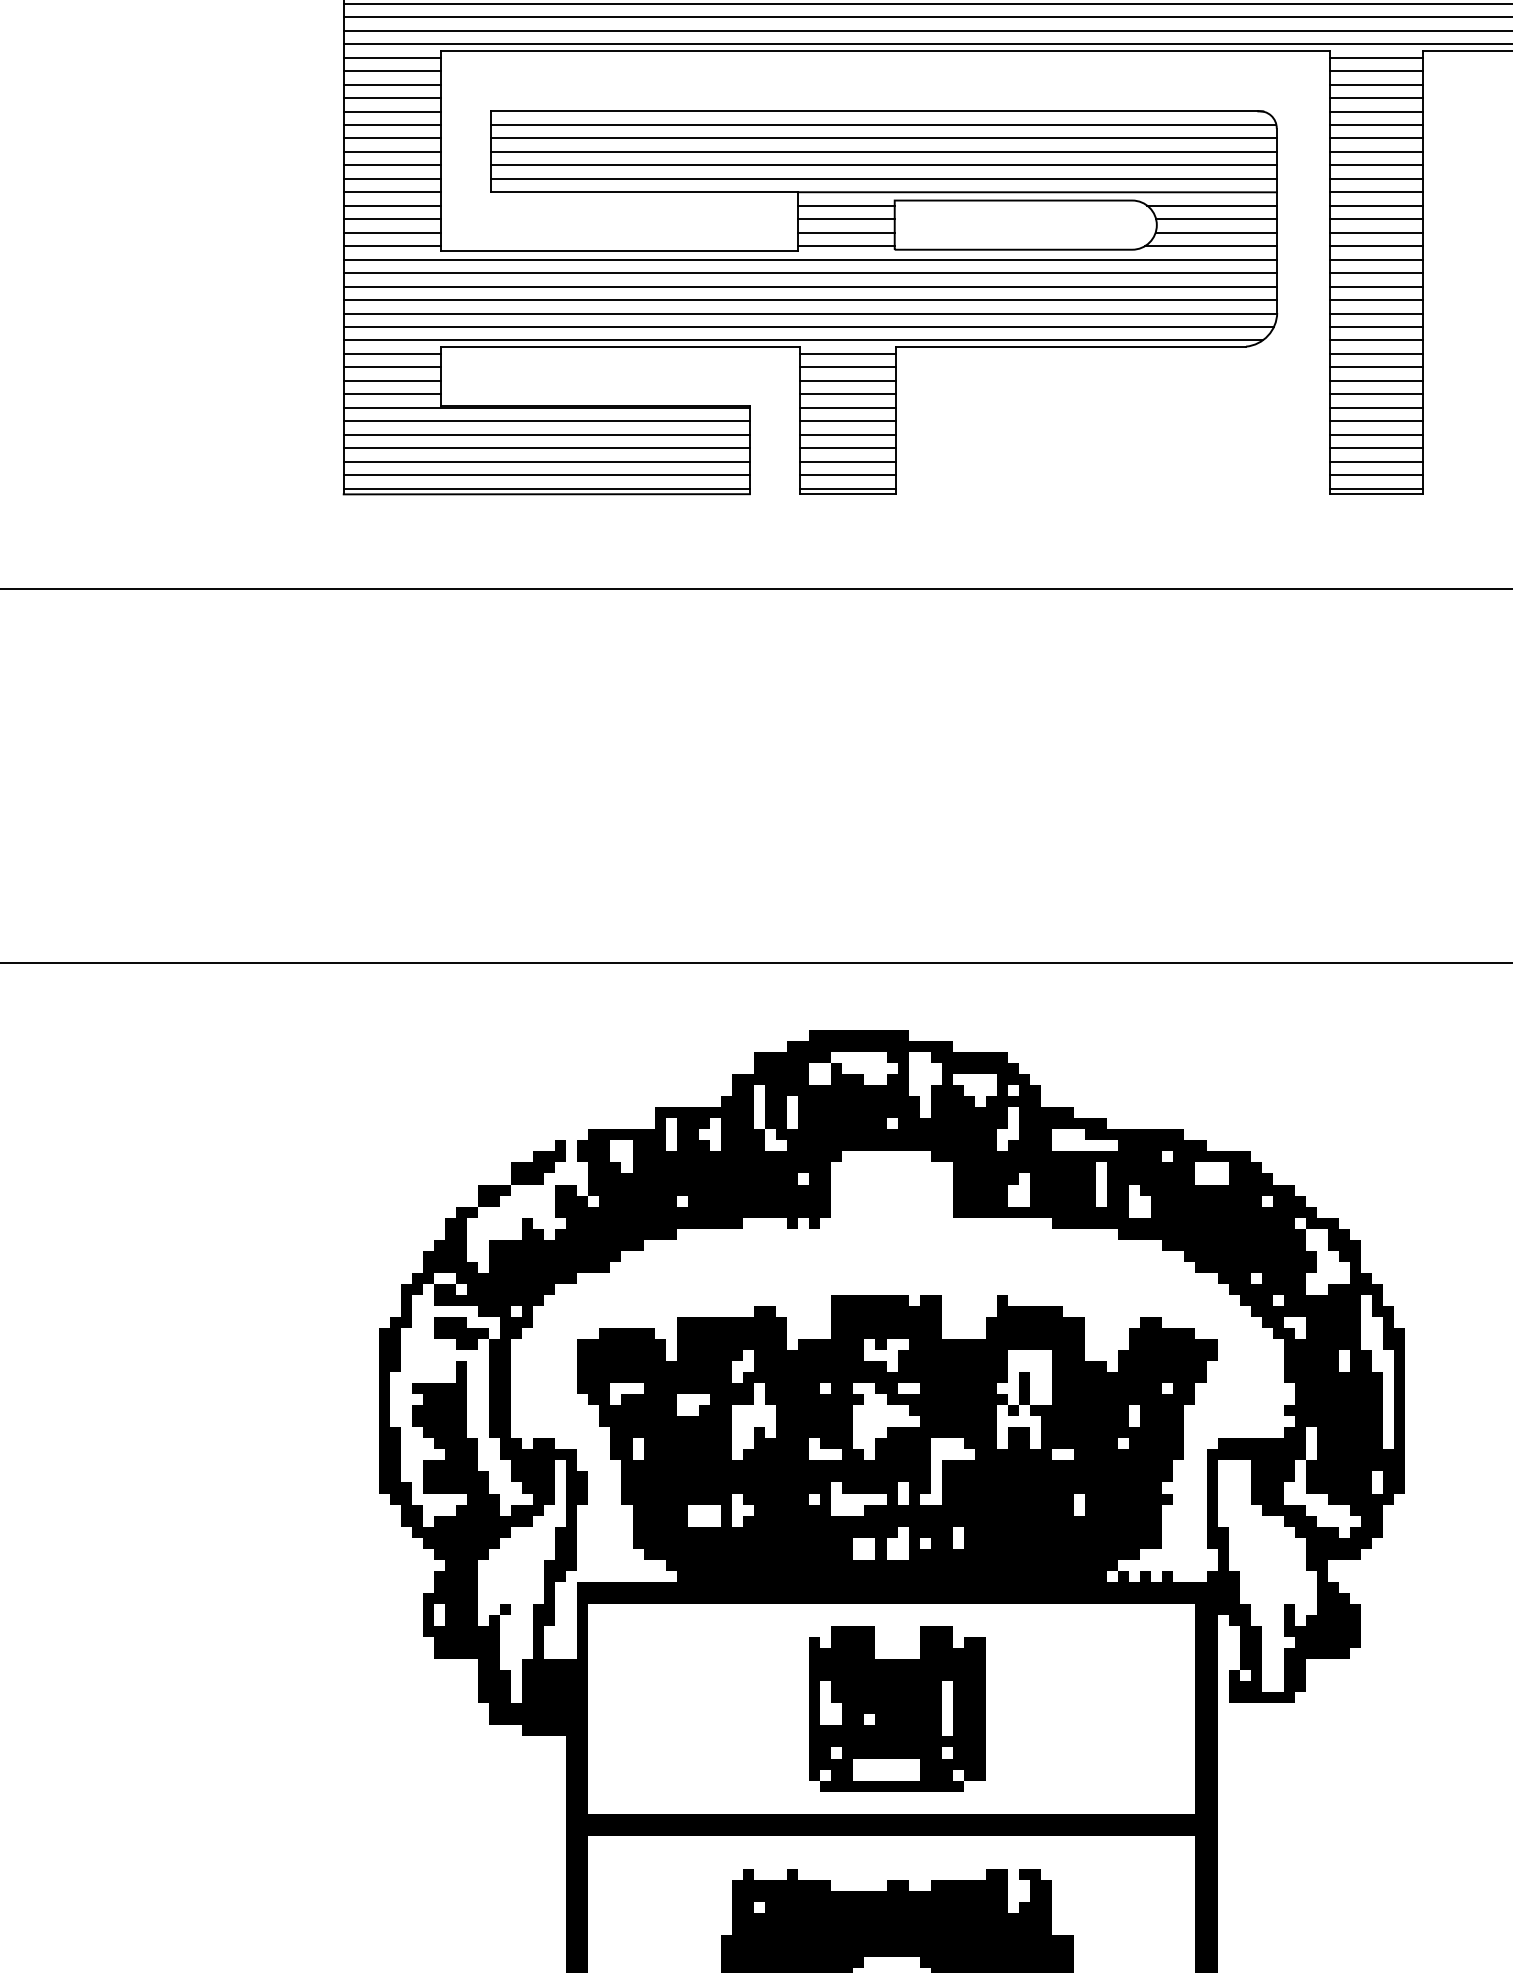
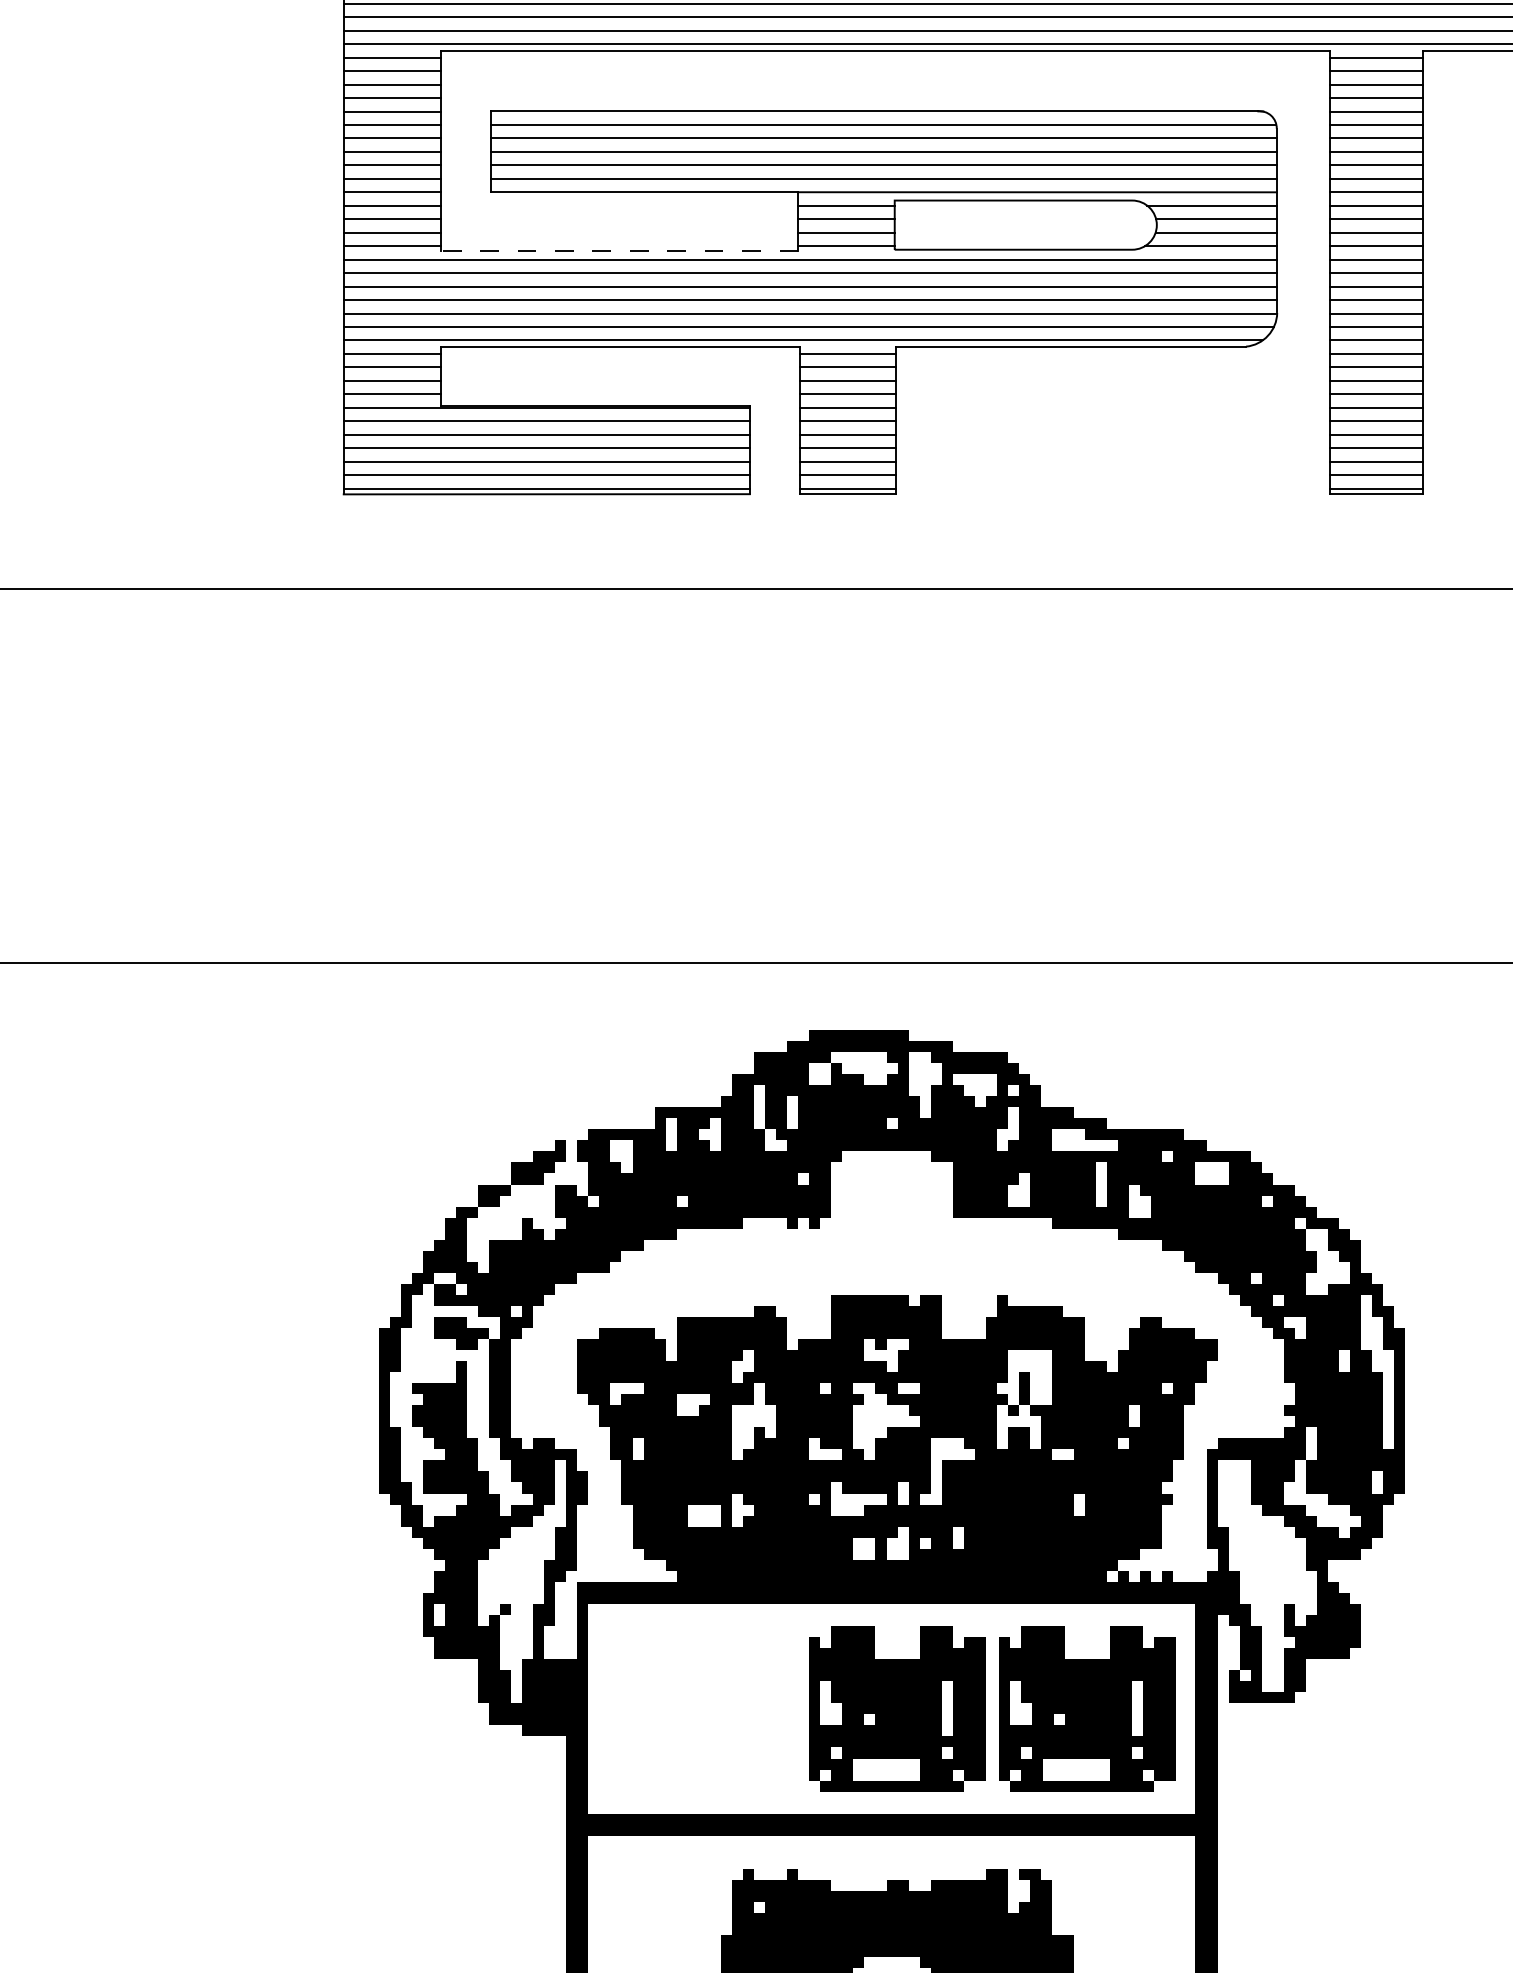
line: solid -> dashed (619, 251)
part: none -> present (1087, 1708)
